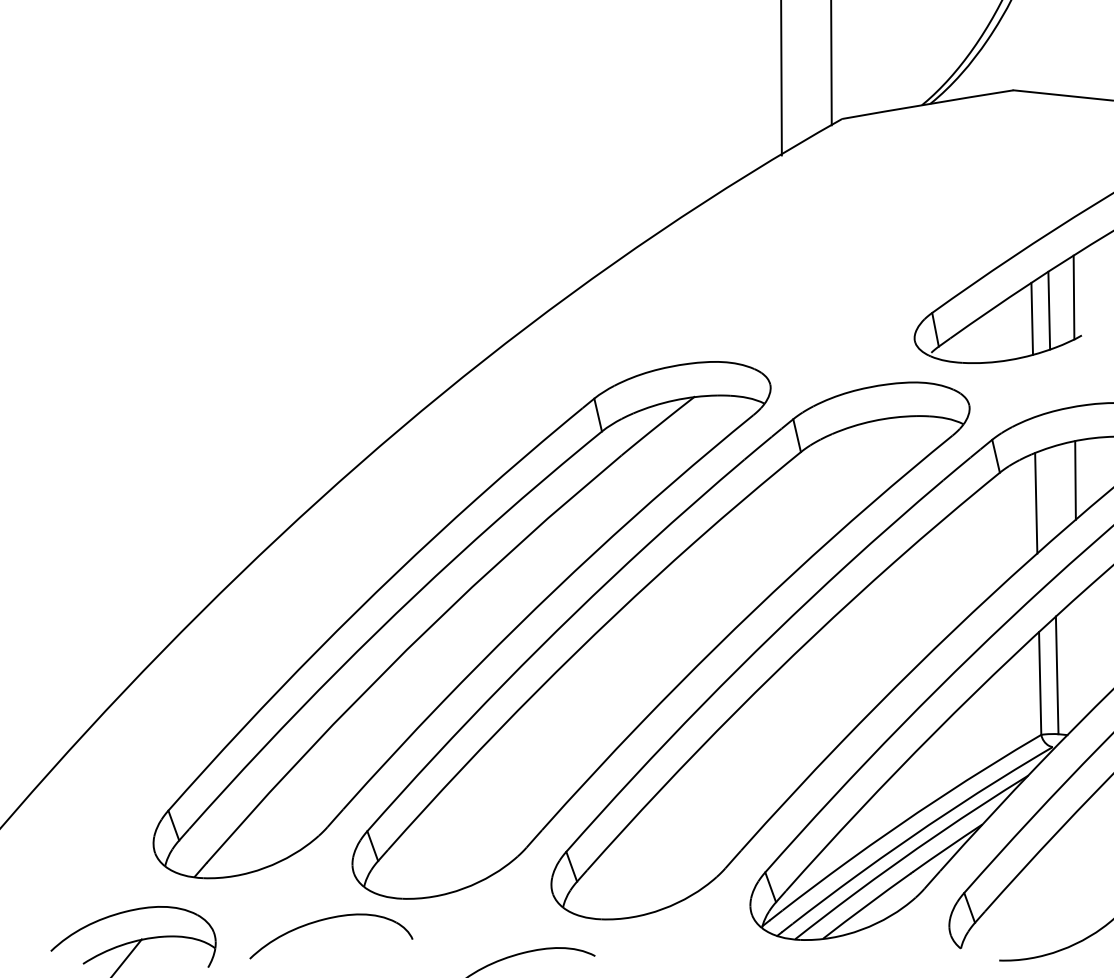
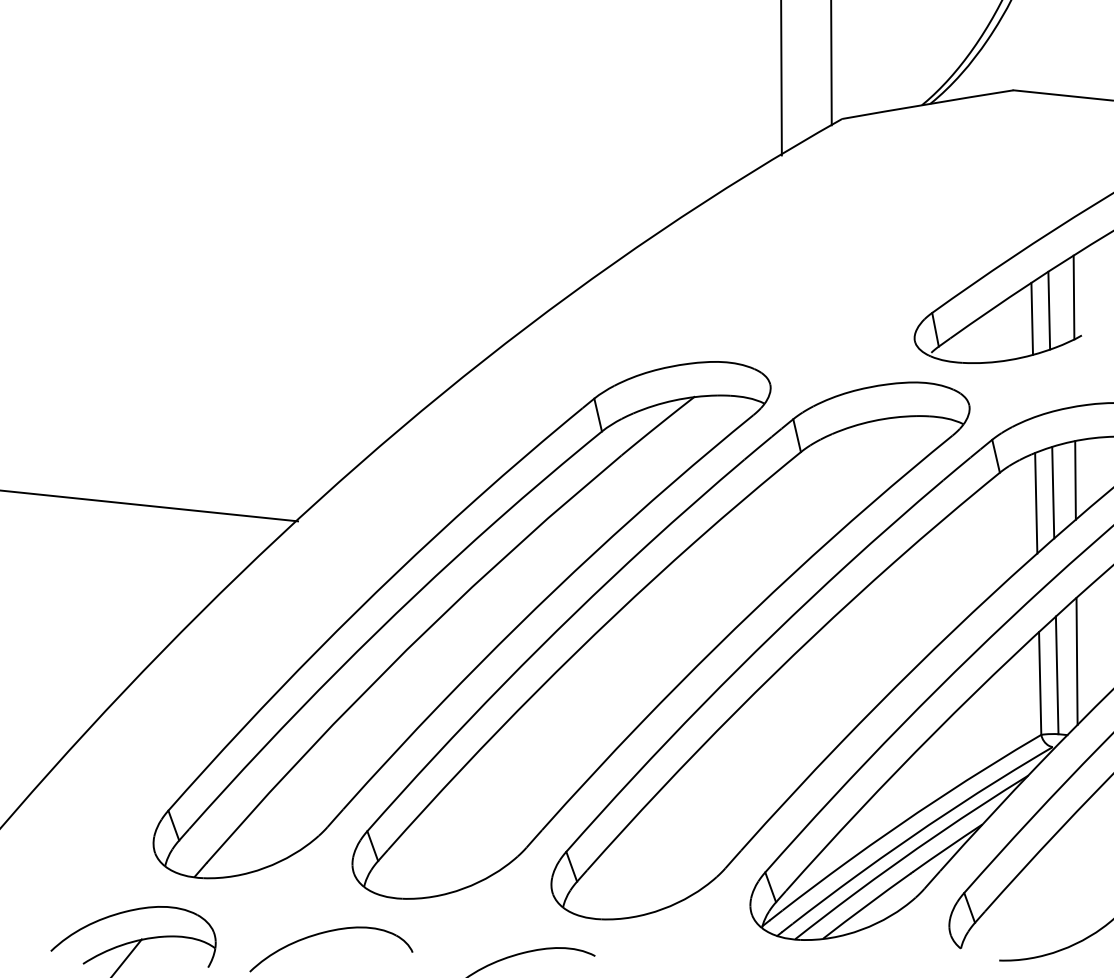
line: none -> present (1053, 492)
line: none -> present (150, 505)
line: none -> present (1076, 661)
part position: (329, 919) -> (329, 932) (329, 932)
